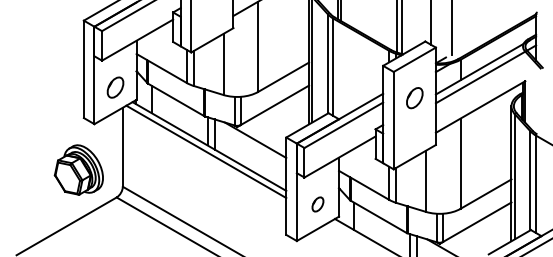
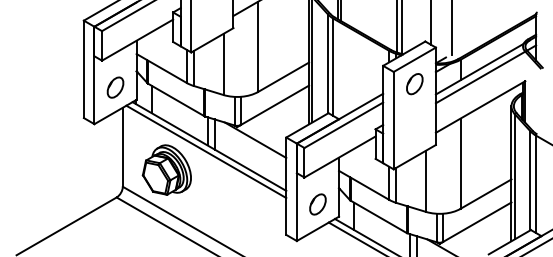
part position: (414, 98) -> (414, 84) (414, 84)
part position: (78, 169) -> (166, 169) (166, 169)
part size: 14x17 px -> 18x23 px (317, 204)
line: none -> present (355, 237)
